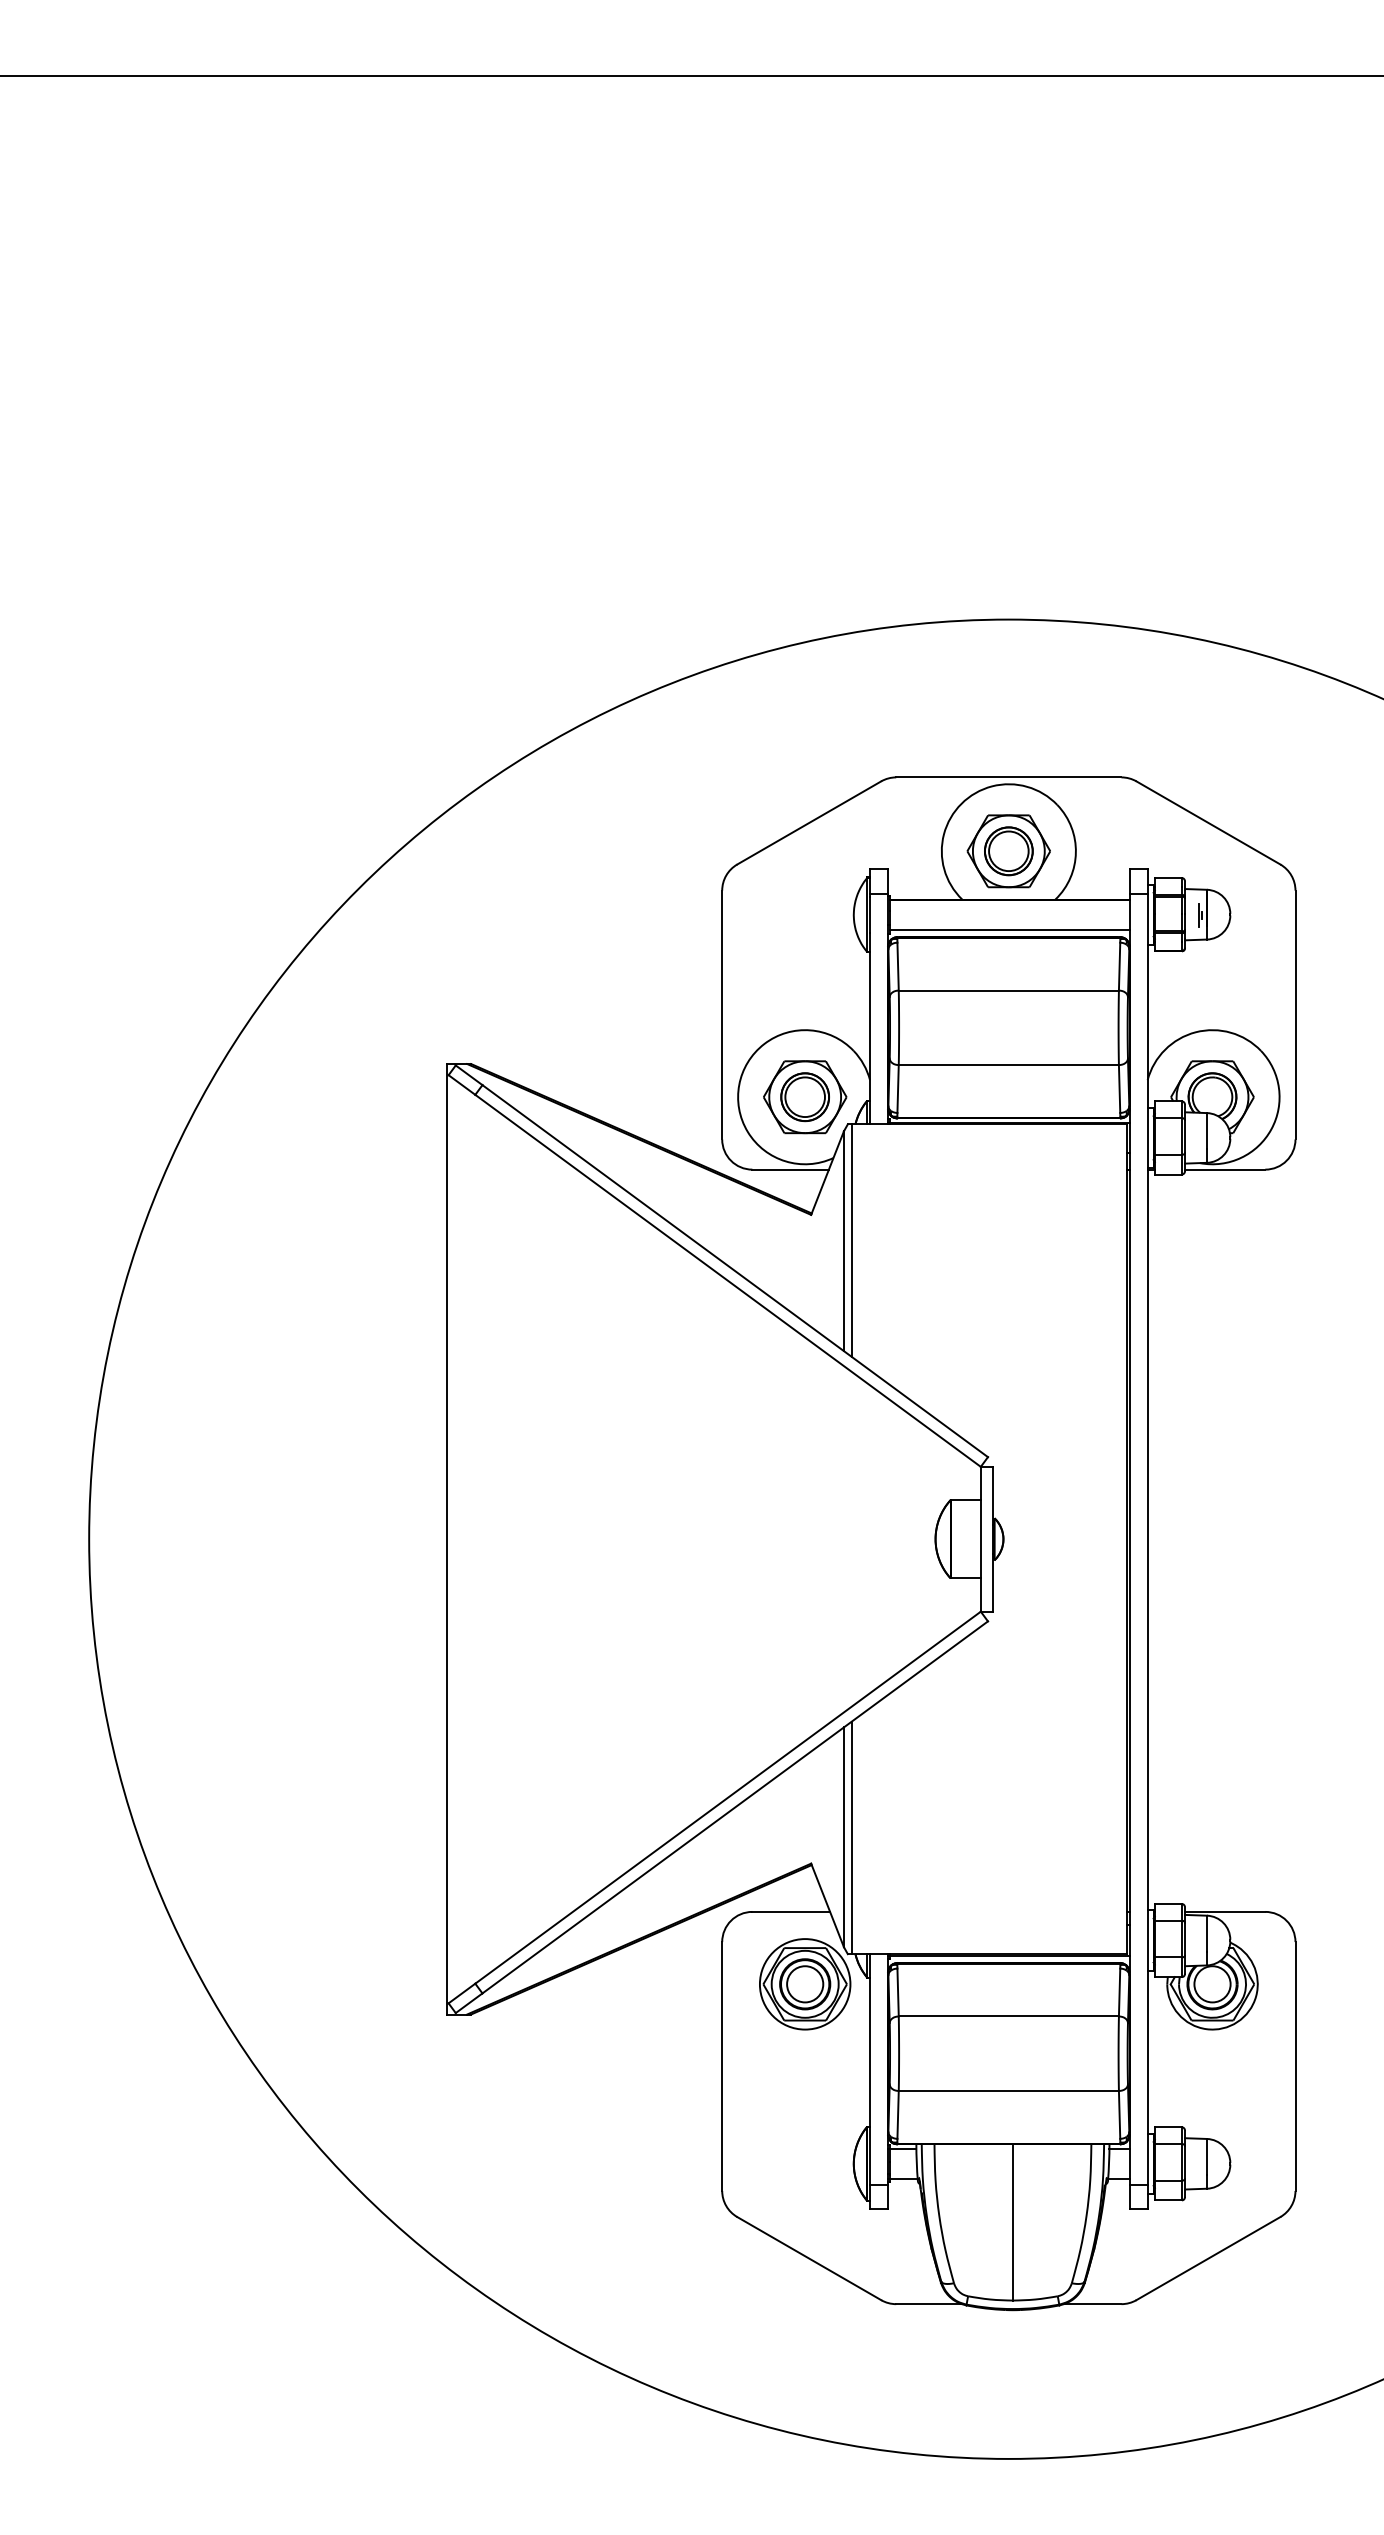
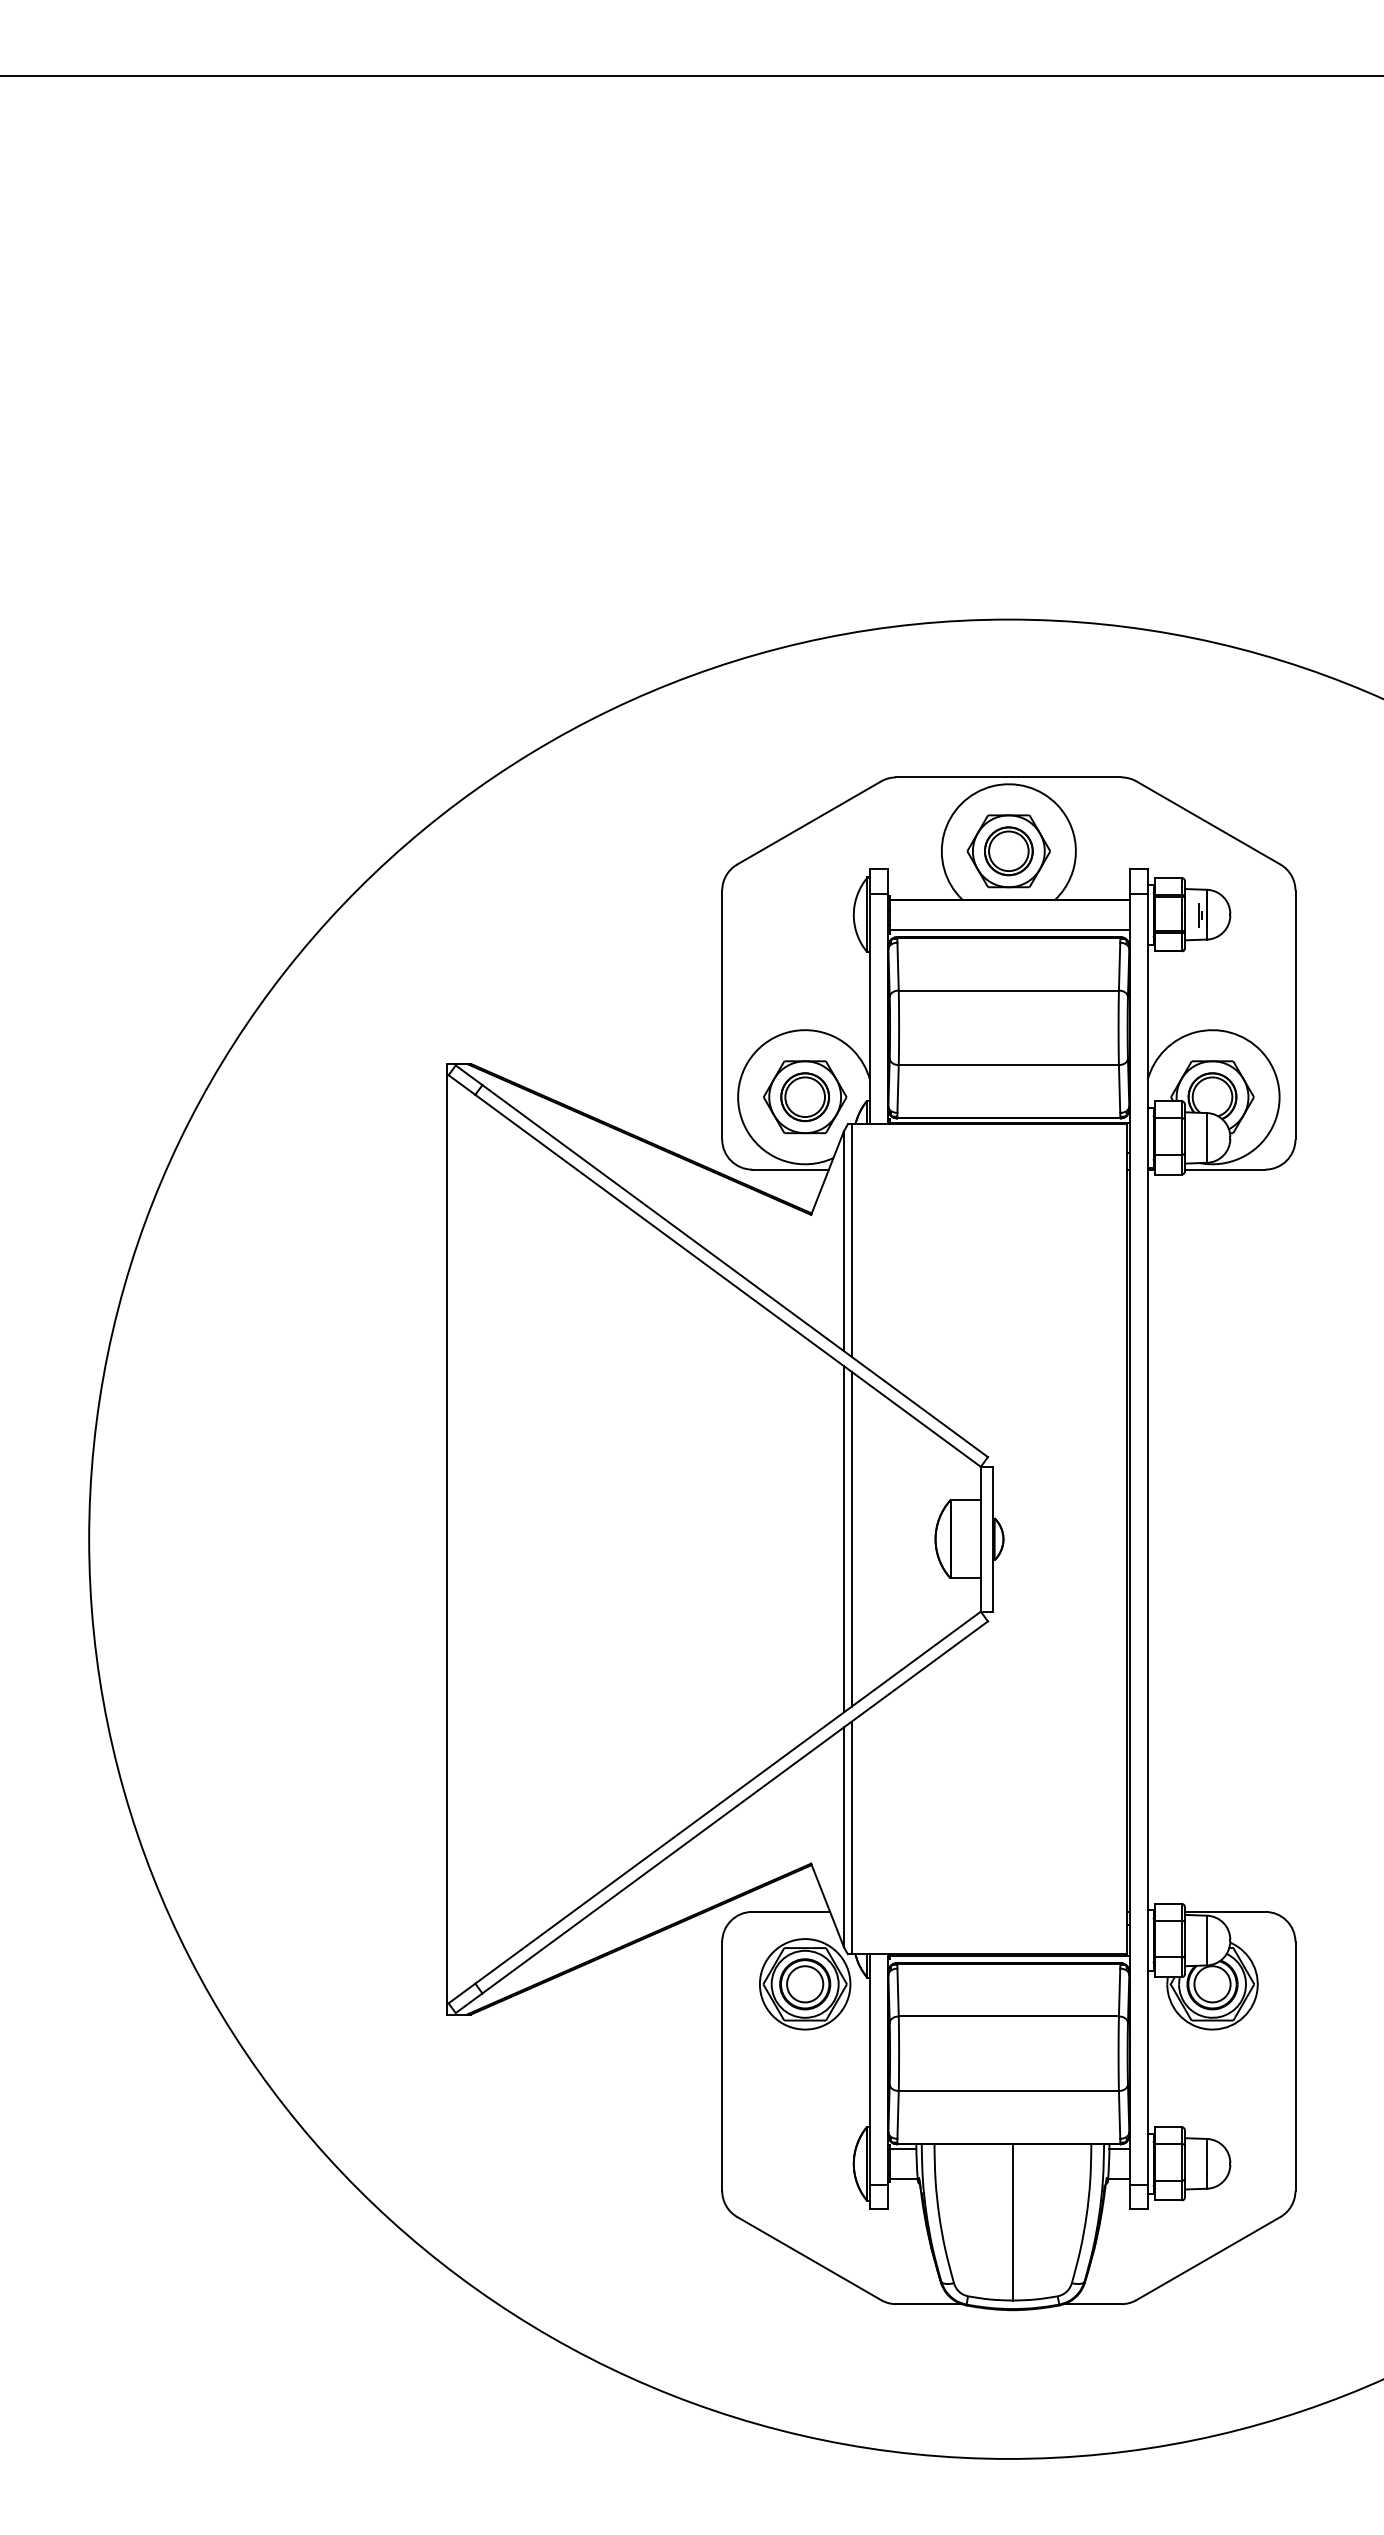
line: none -> present (851, 1538)
line: none -> present (843, 1539)
